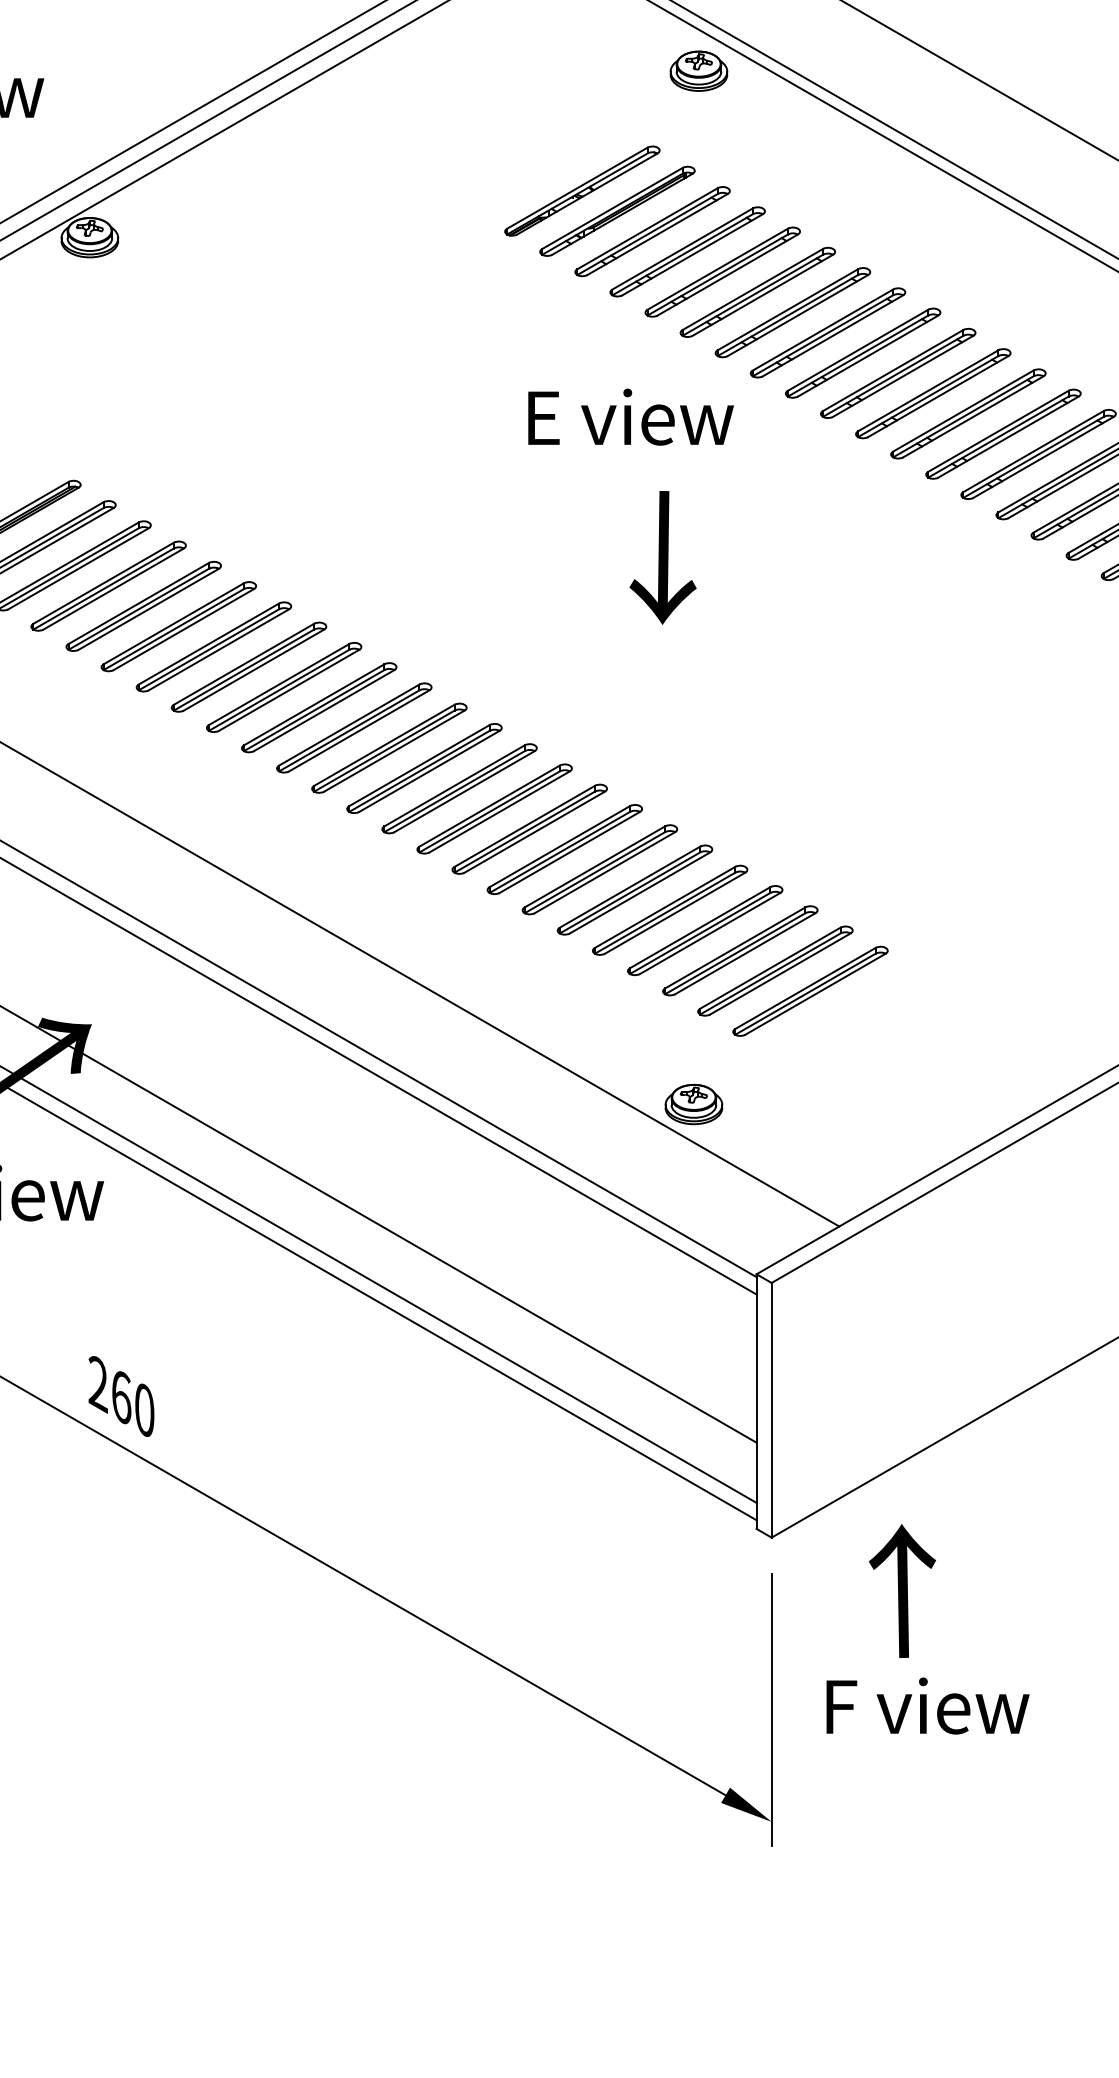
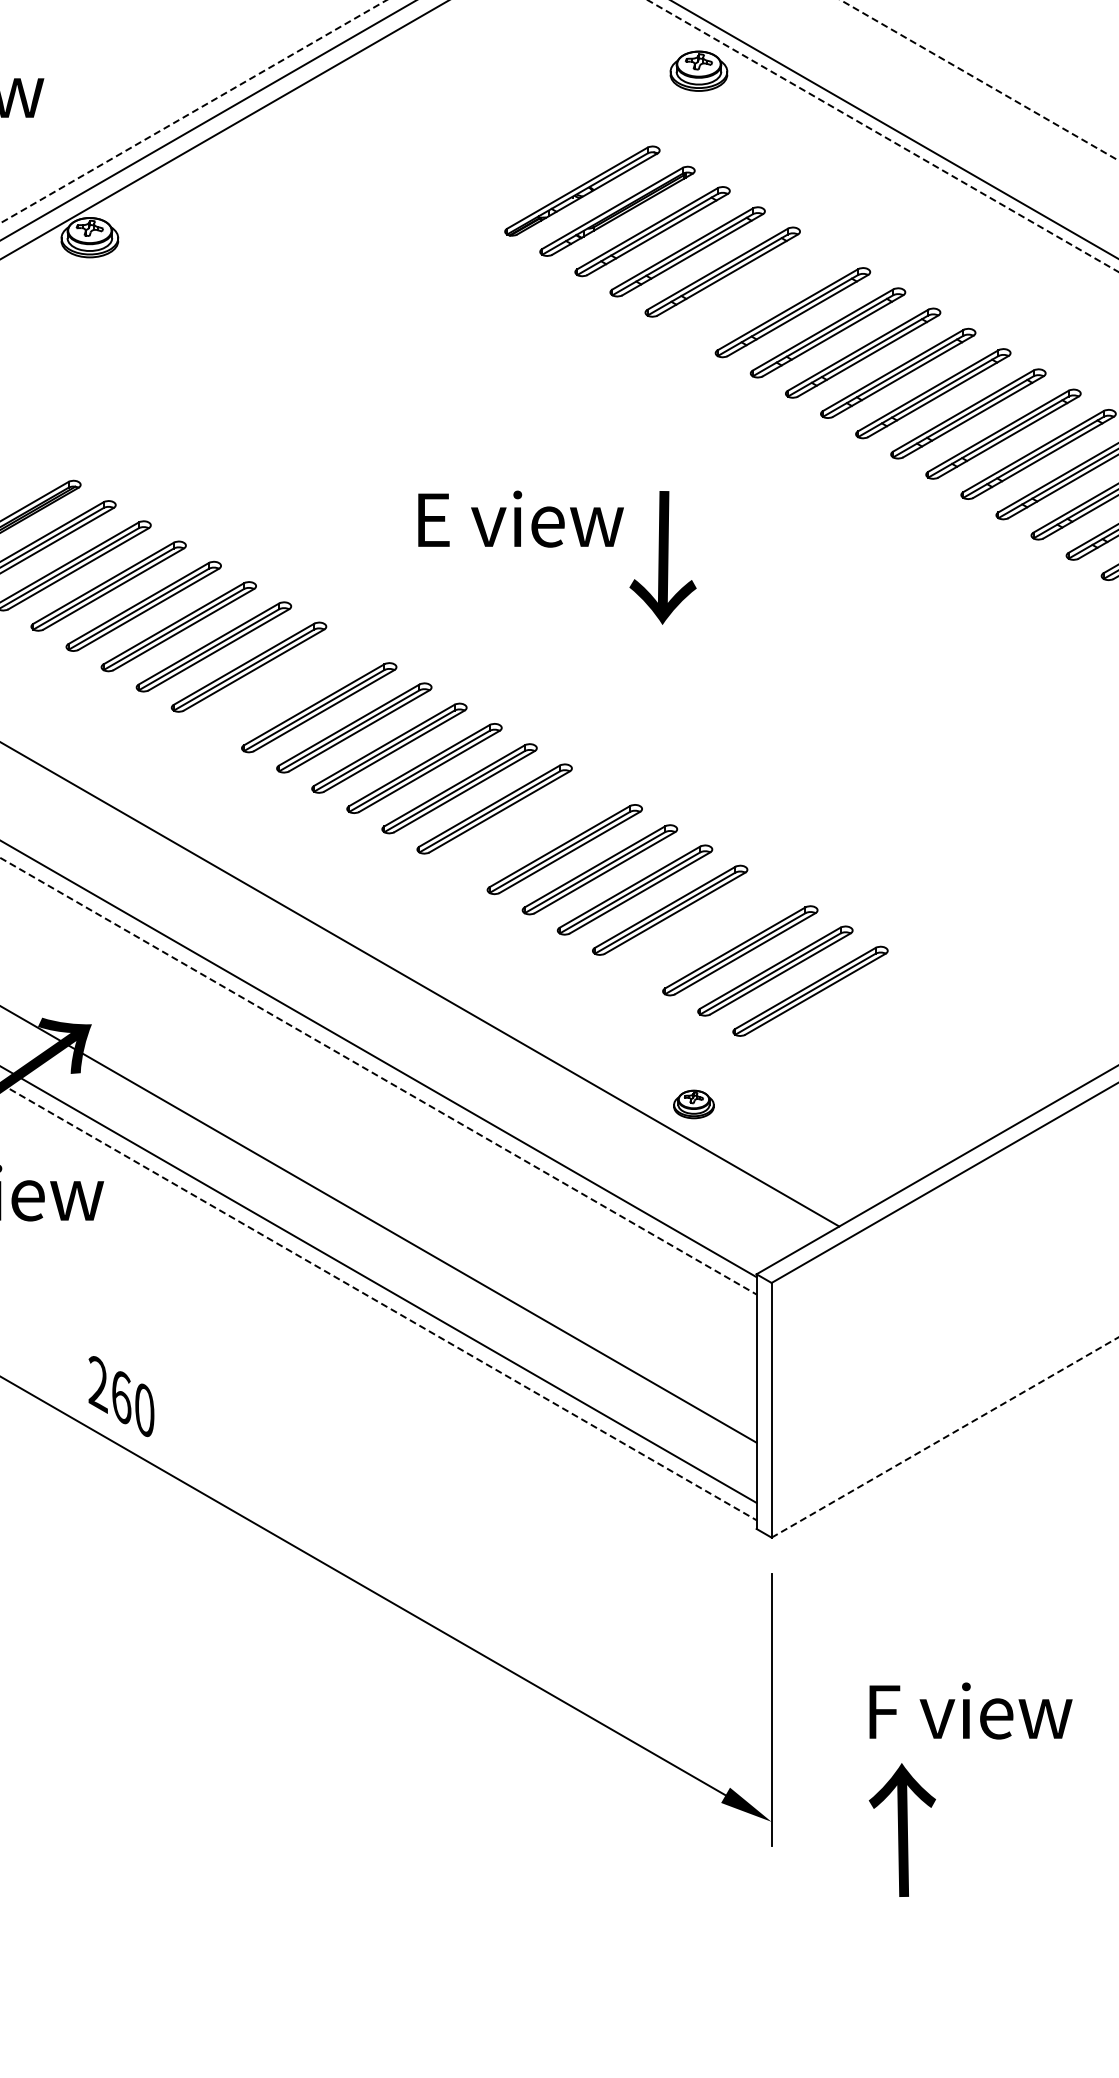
line: solid -> dashed (980, 80)
line: solid -> dashed (193, 111)
line: solid -> dashed (882, 135)
part: present -> none (757, 291)
text position: (630, 416) -> (520, 518) (520, 518)
part: present -> none (284, 686)
part: present -> none (529, 828)
part: present -> none (705, 930)
line: solid -> dashed (378, 1076)
part size: 60x43 px -> 42x31 px (693, 1104)
line: solid -> dashed (378, 1301)
line: solid -> dashed (945, 1437)
text position: (901, 1590) -> (901, 1829) (901, 1829)
text position: (927, 1705) -> (970, 1710) (970, 1710)
